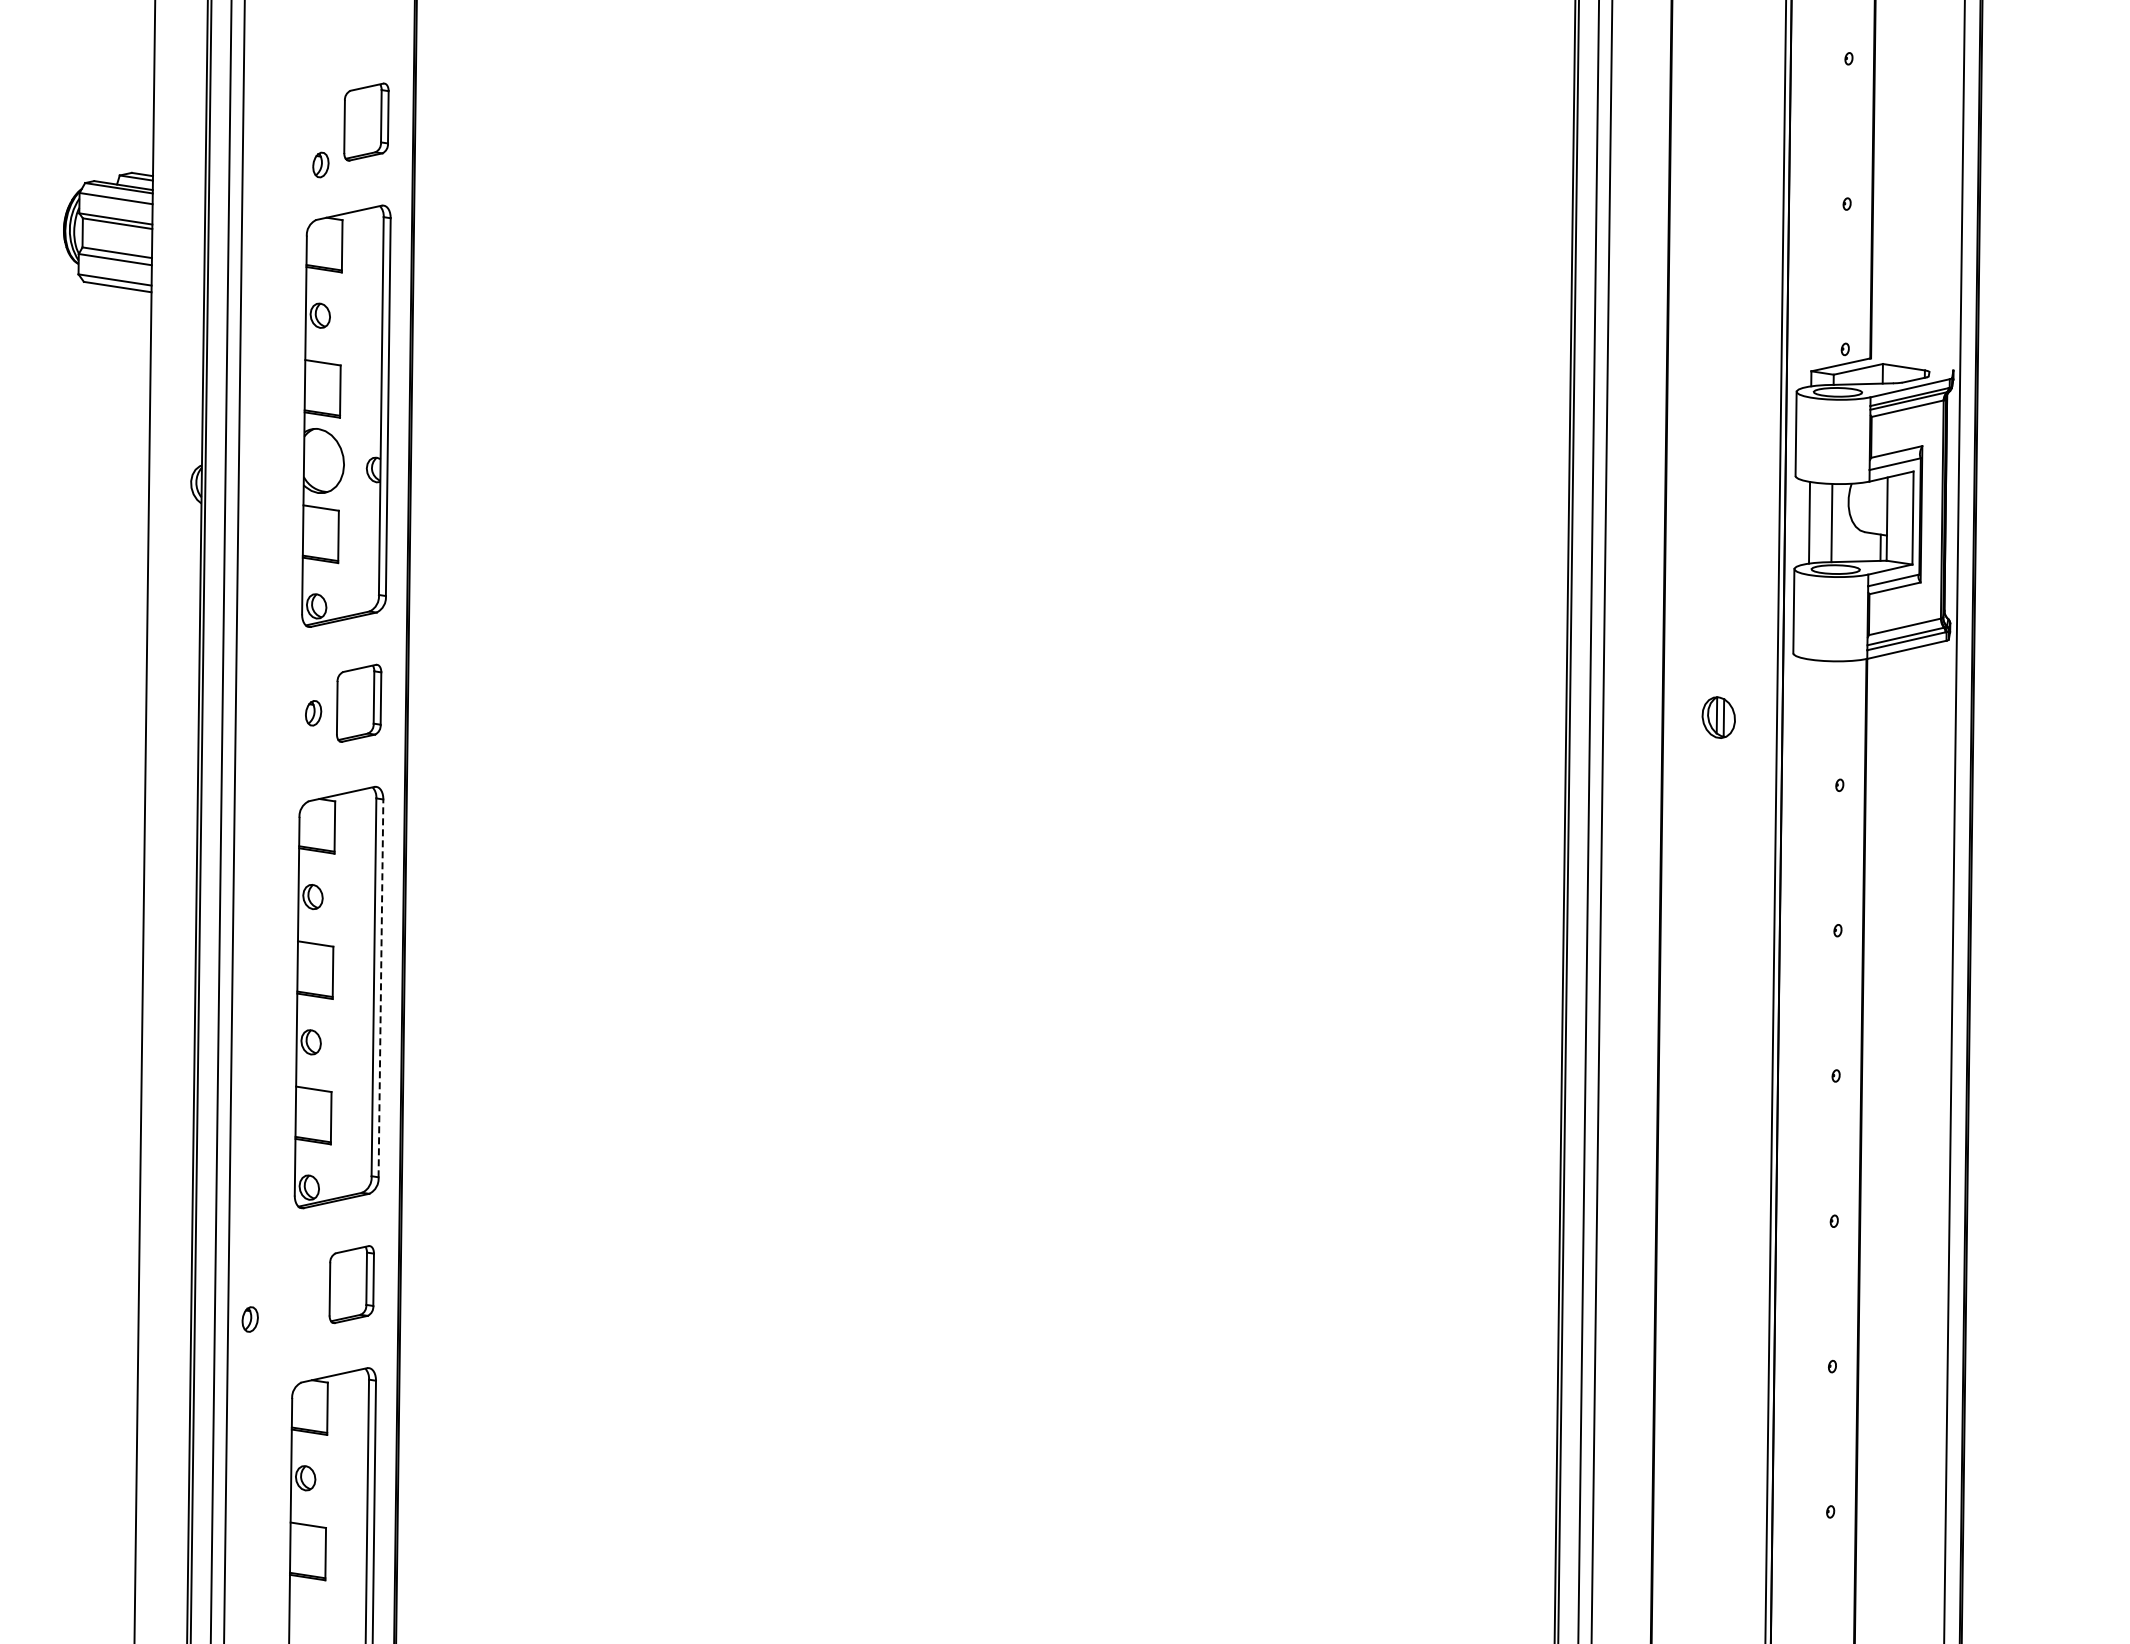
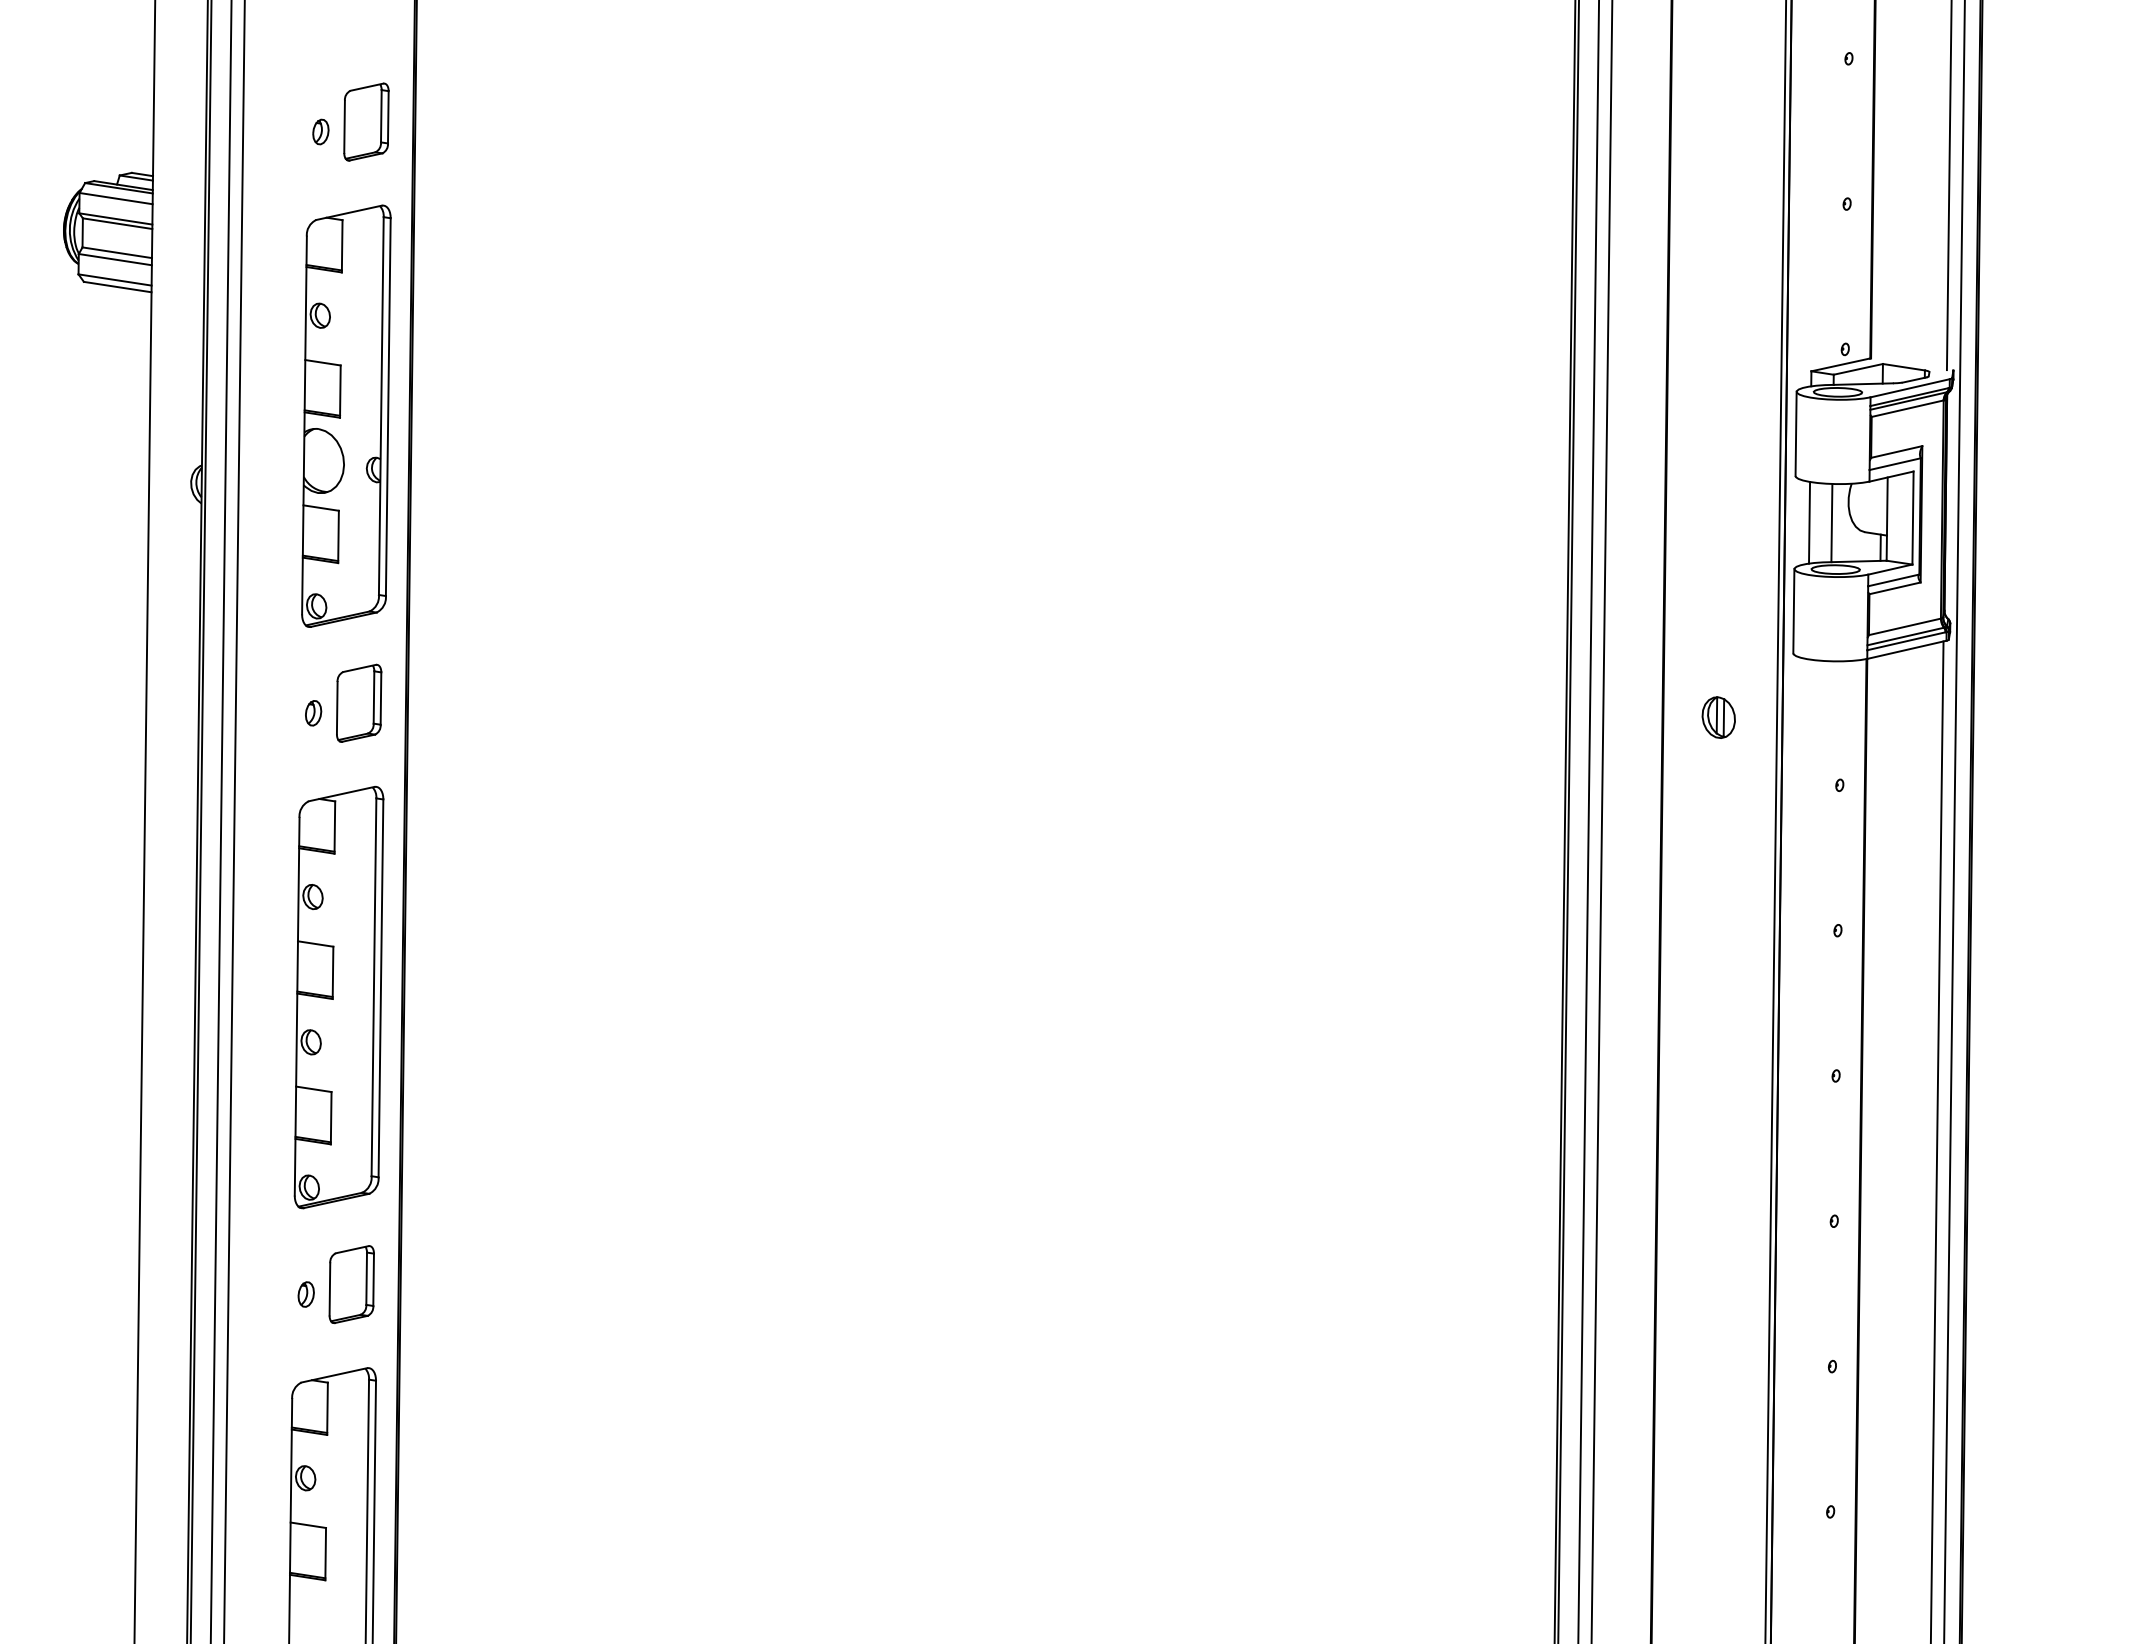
part position: (320, 164) -> (320, 131) (320, 131)
line: none -> present (1948, 186)
line: dashed -> solid (380, 988)
line: none -> present (1936, 1140)
part position: (249, 1319) -> (305, 1294) (305, 1294)
